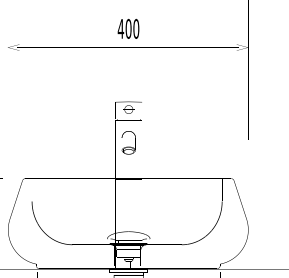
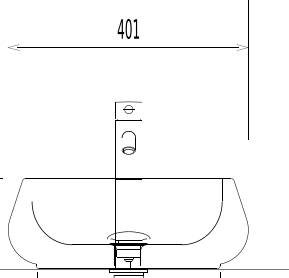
text: 400 -> 401 (136, 28)
